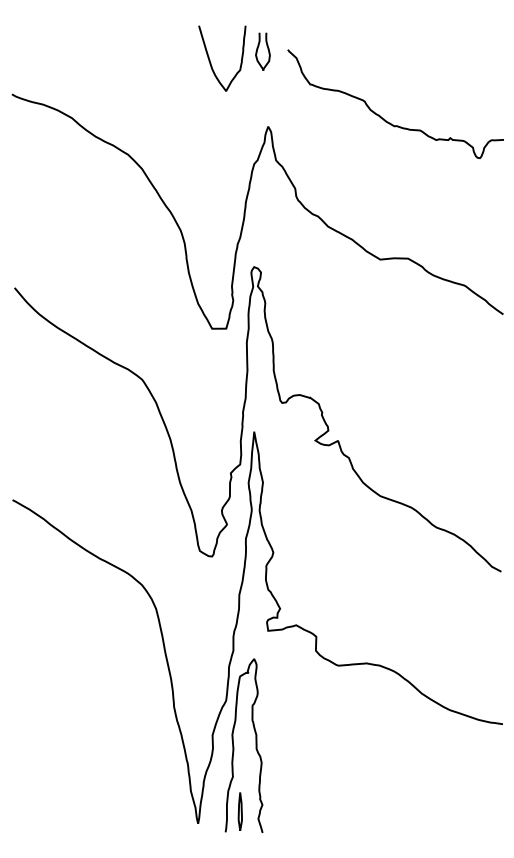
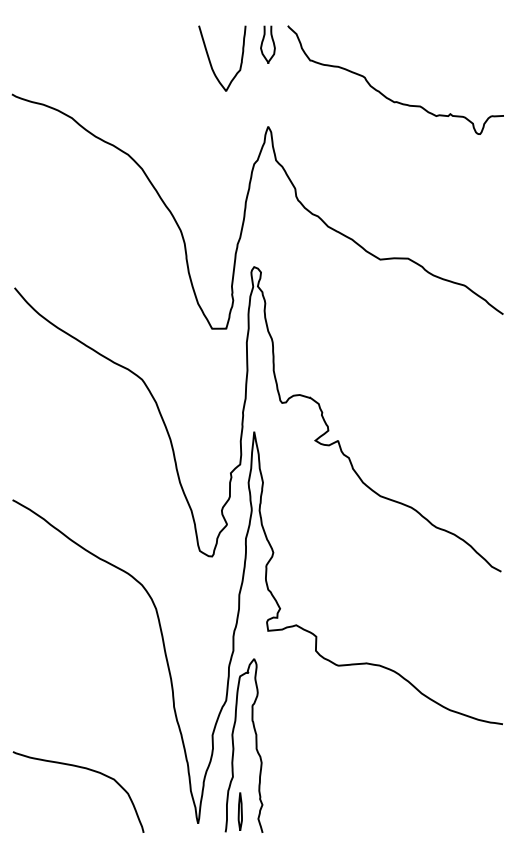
part position: (262, 51) -> (267, 44) (267, 44)
curve position: (384, 118) -> (384, 94) (384, 94)
curve: none -> present (85, 769)
